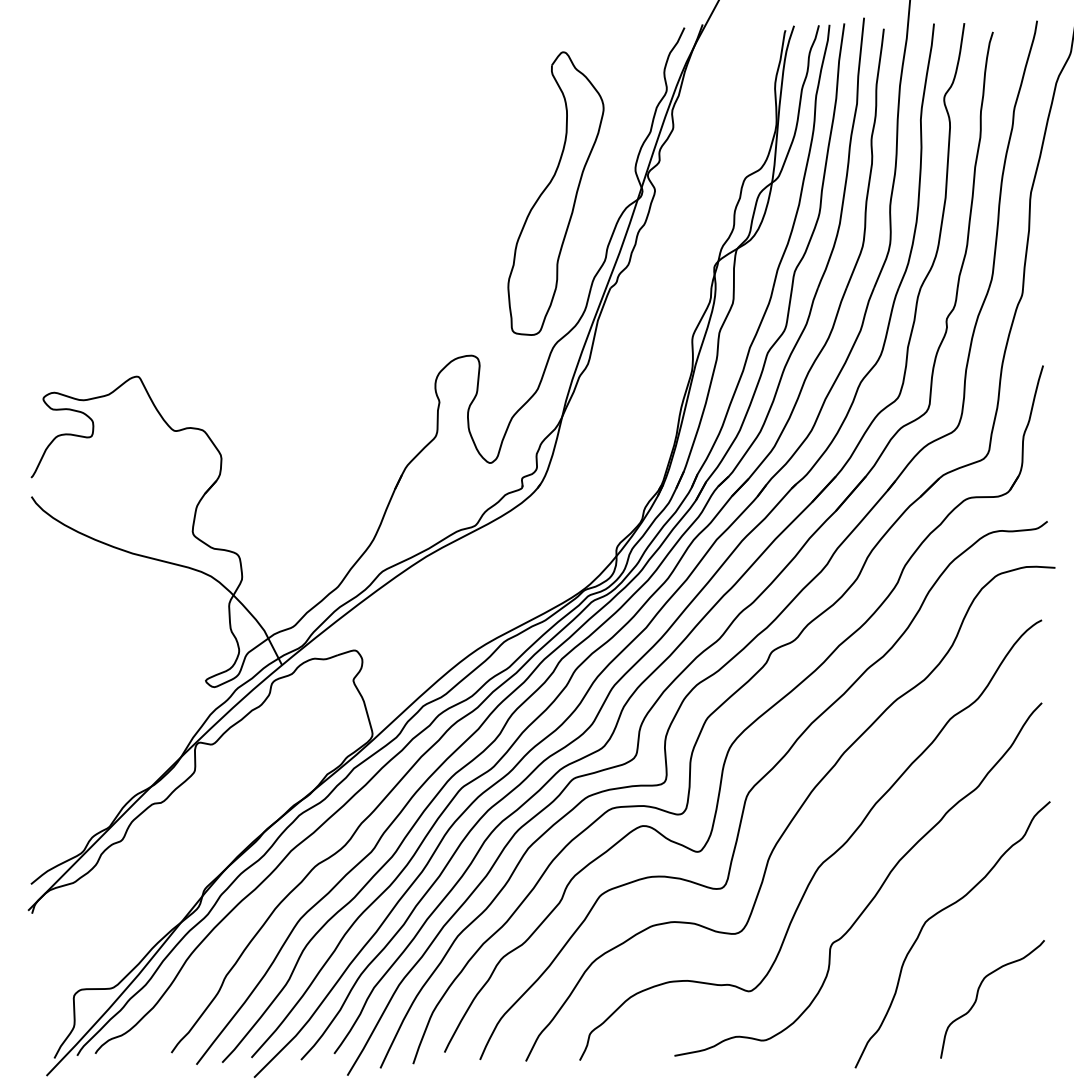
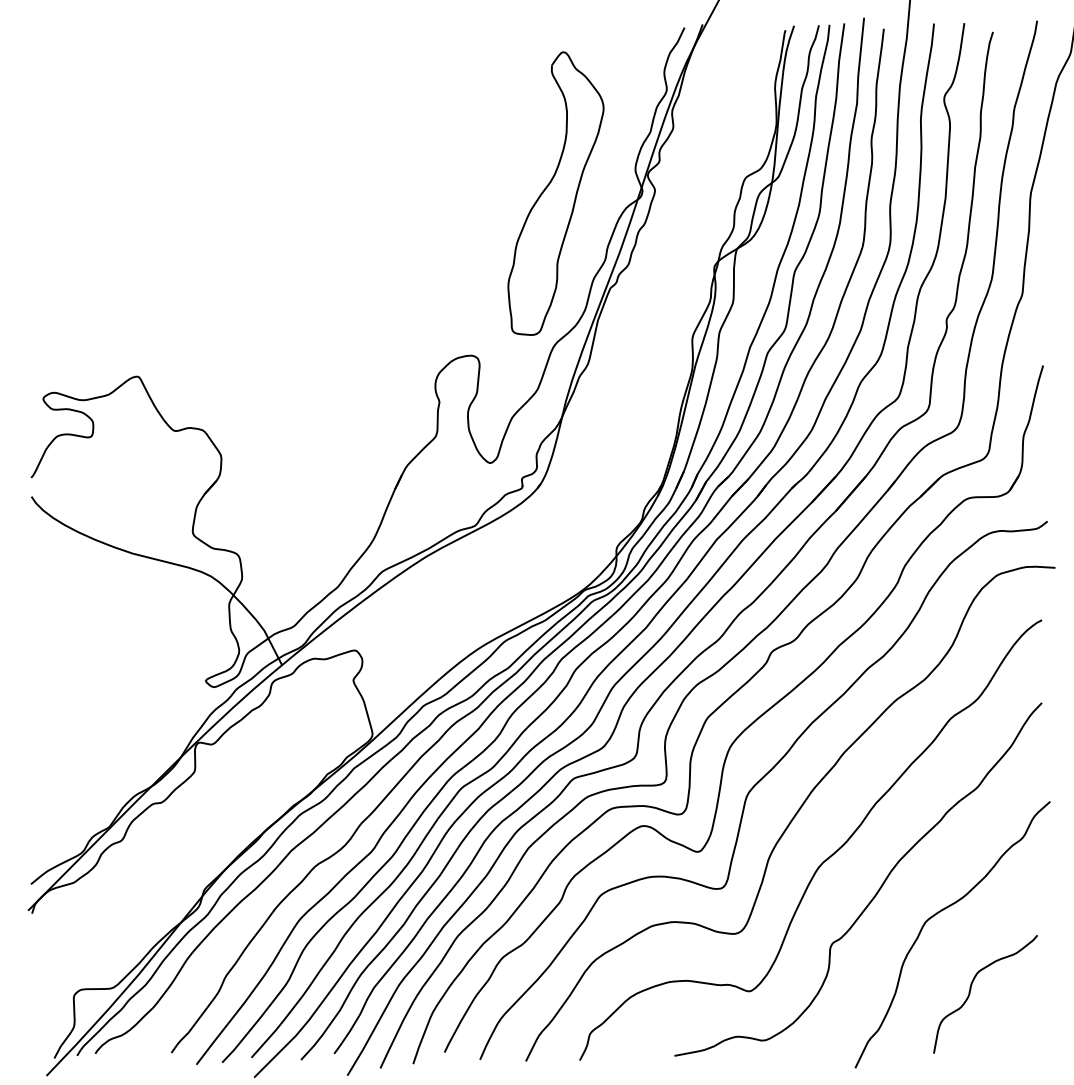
curve position: (978, 994) -> (971, 989) (971, 989)
